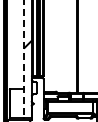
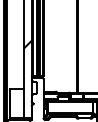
line: dashed -> solid (23, 59)
